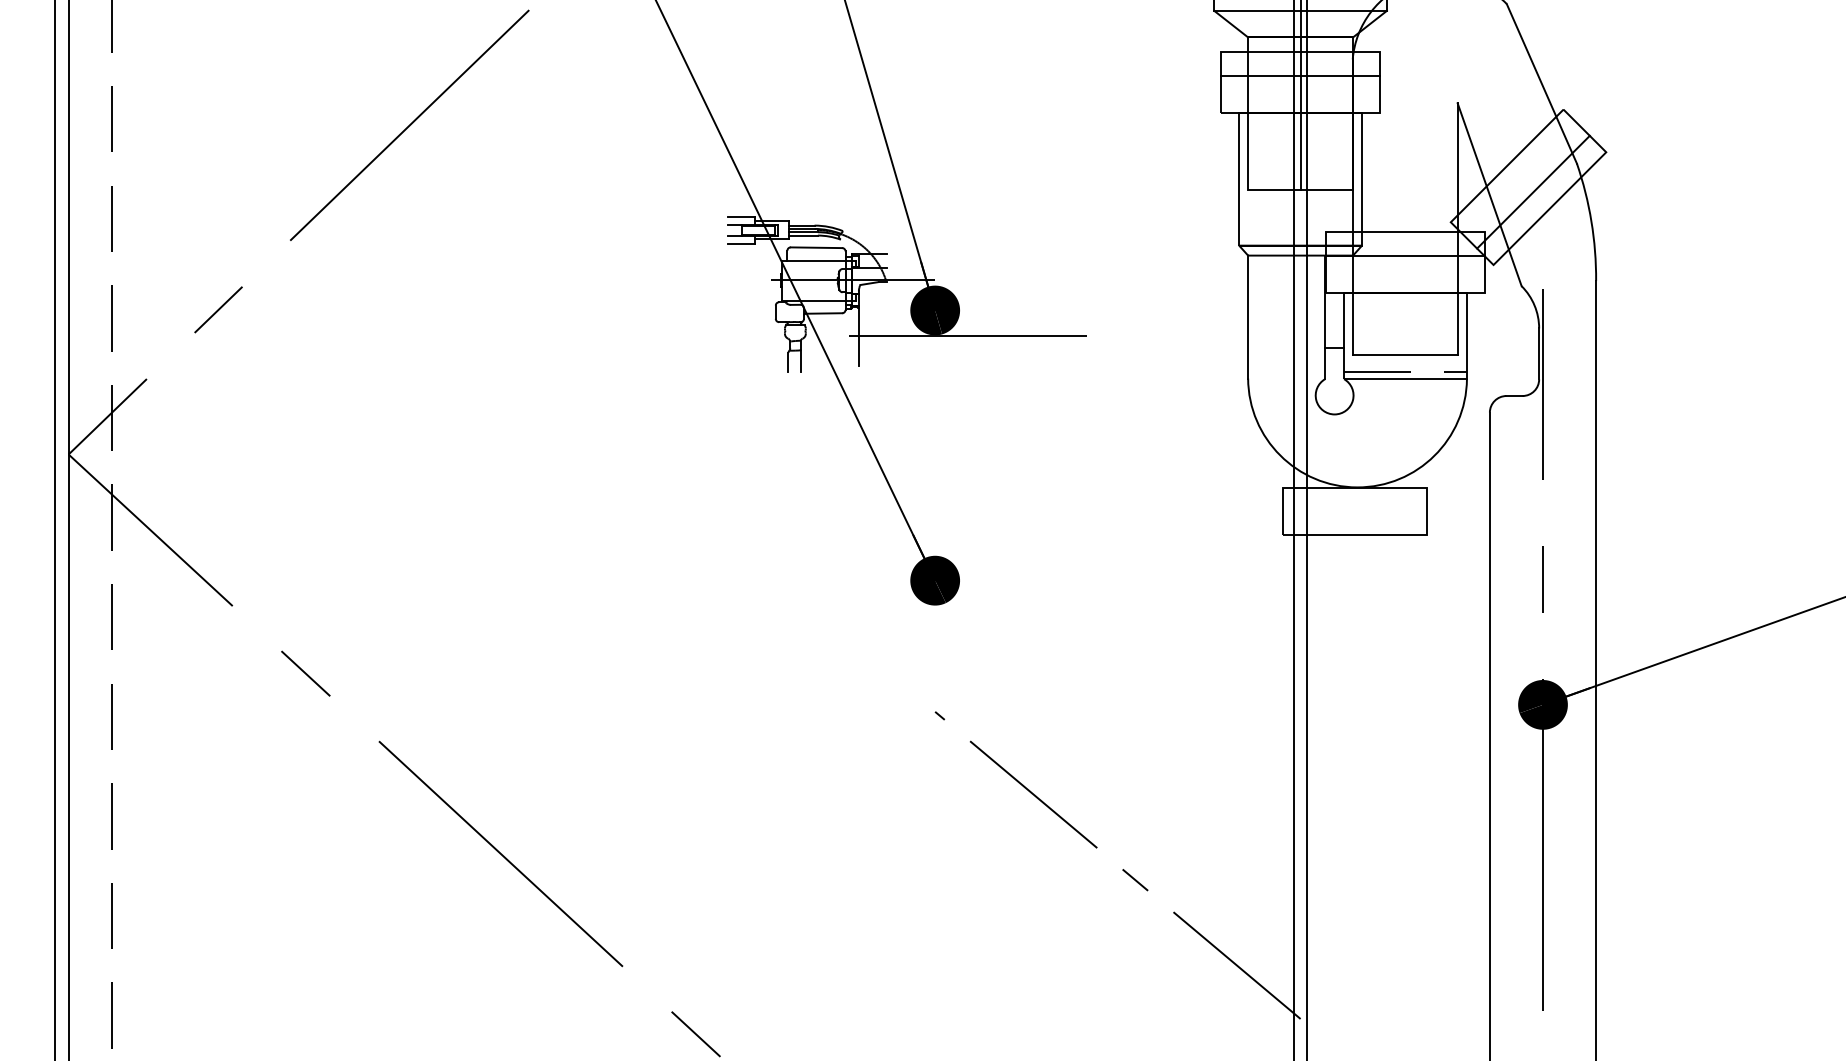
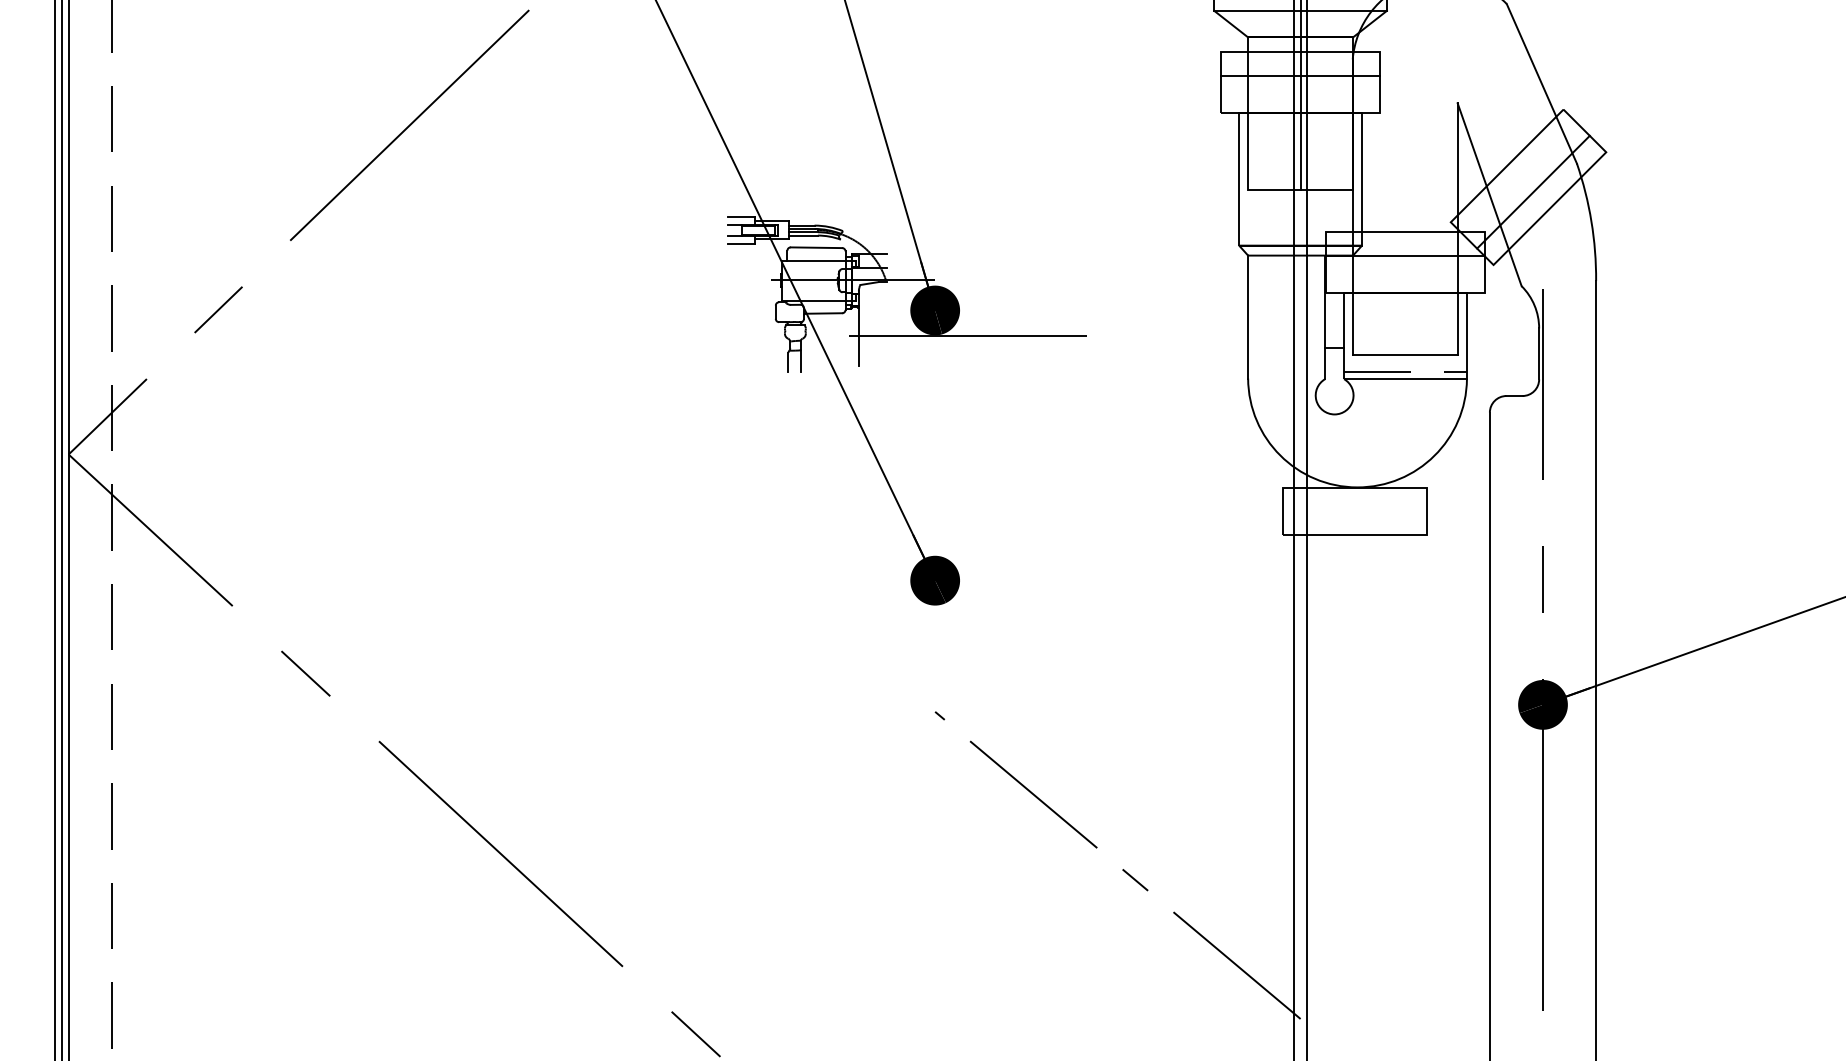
line: none -> present (62, 529)
